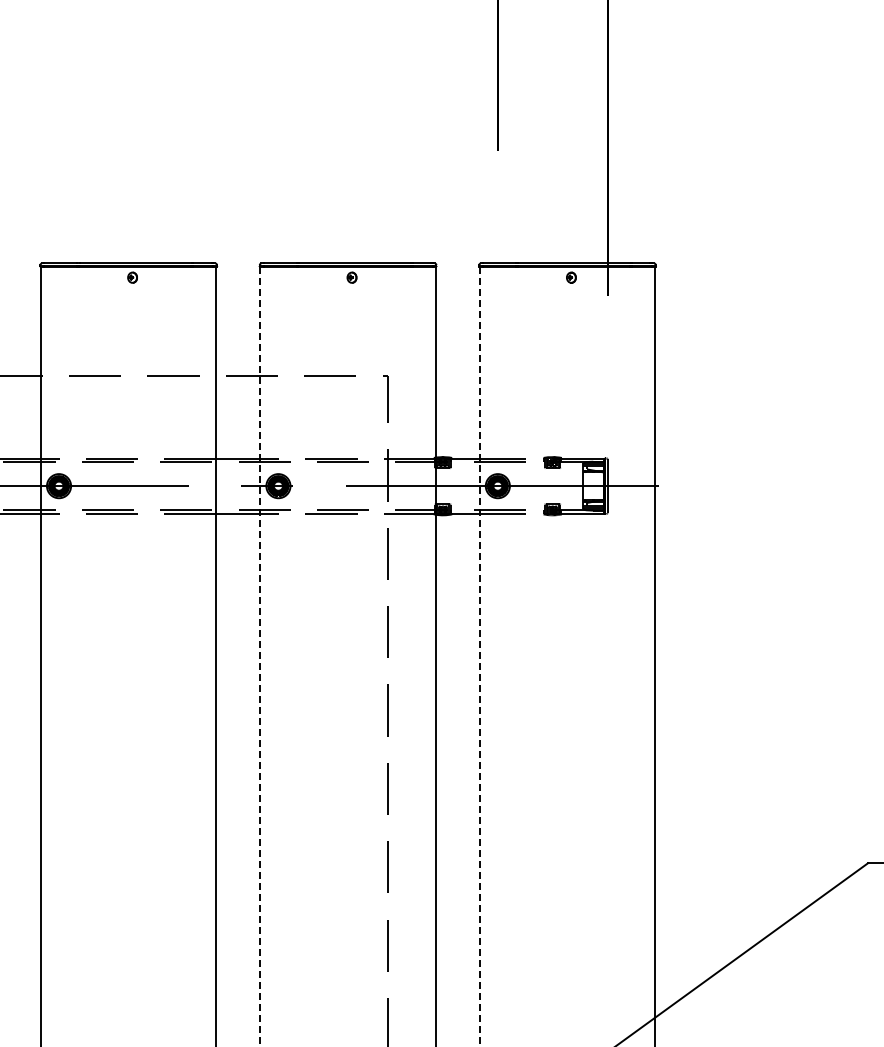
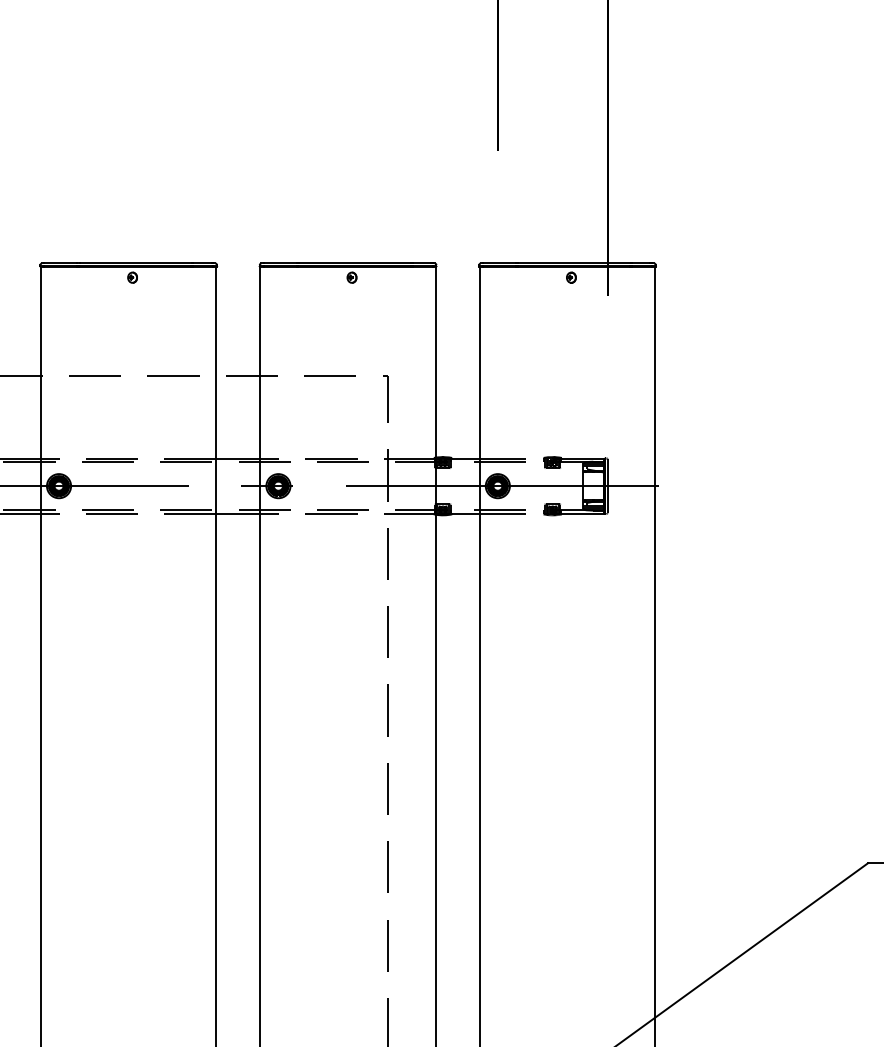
line: dashed -> solid (260, 656)
line: dashed -> solid (479, 656)
